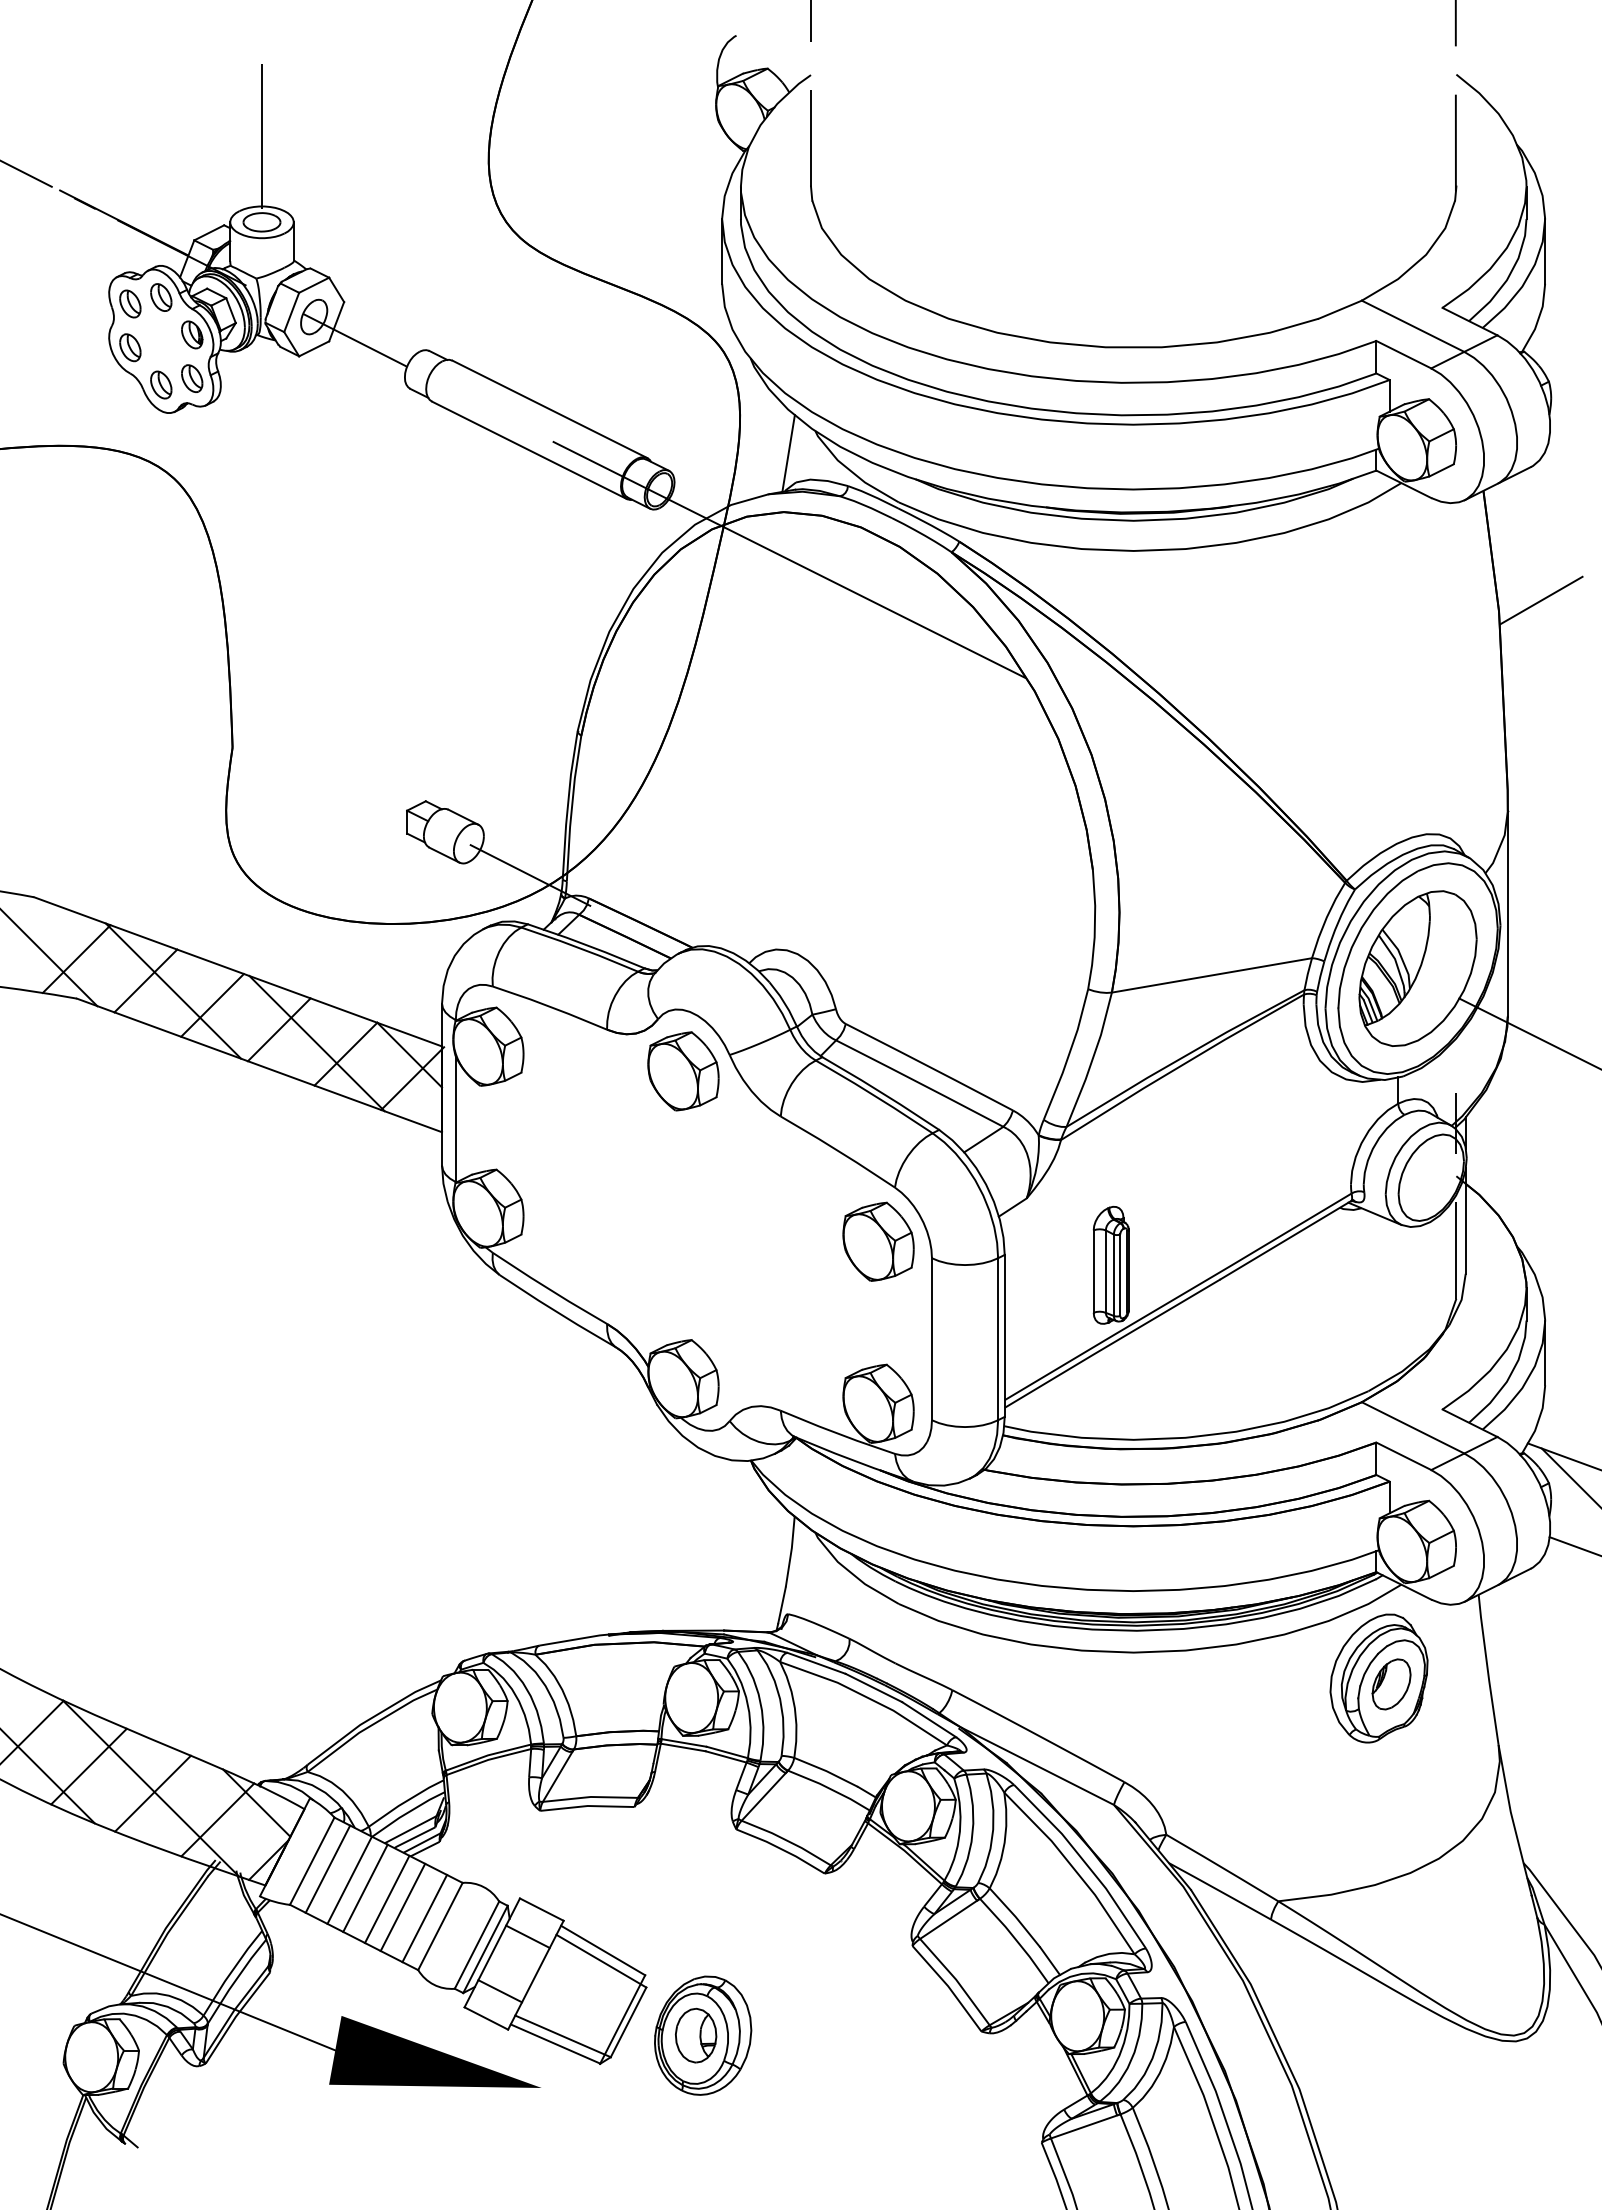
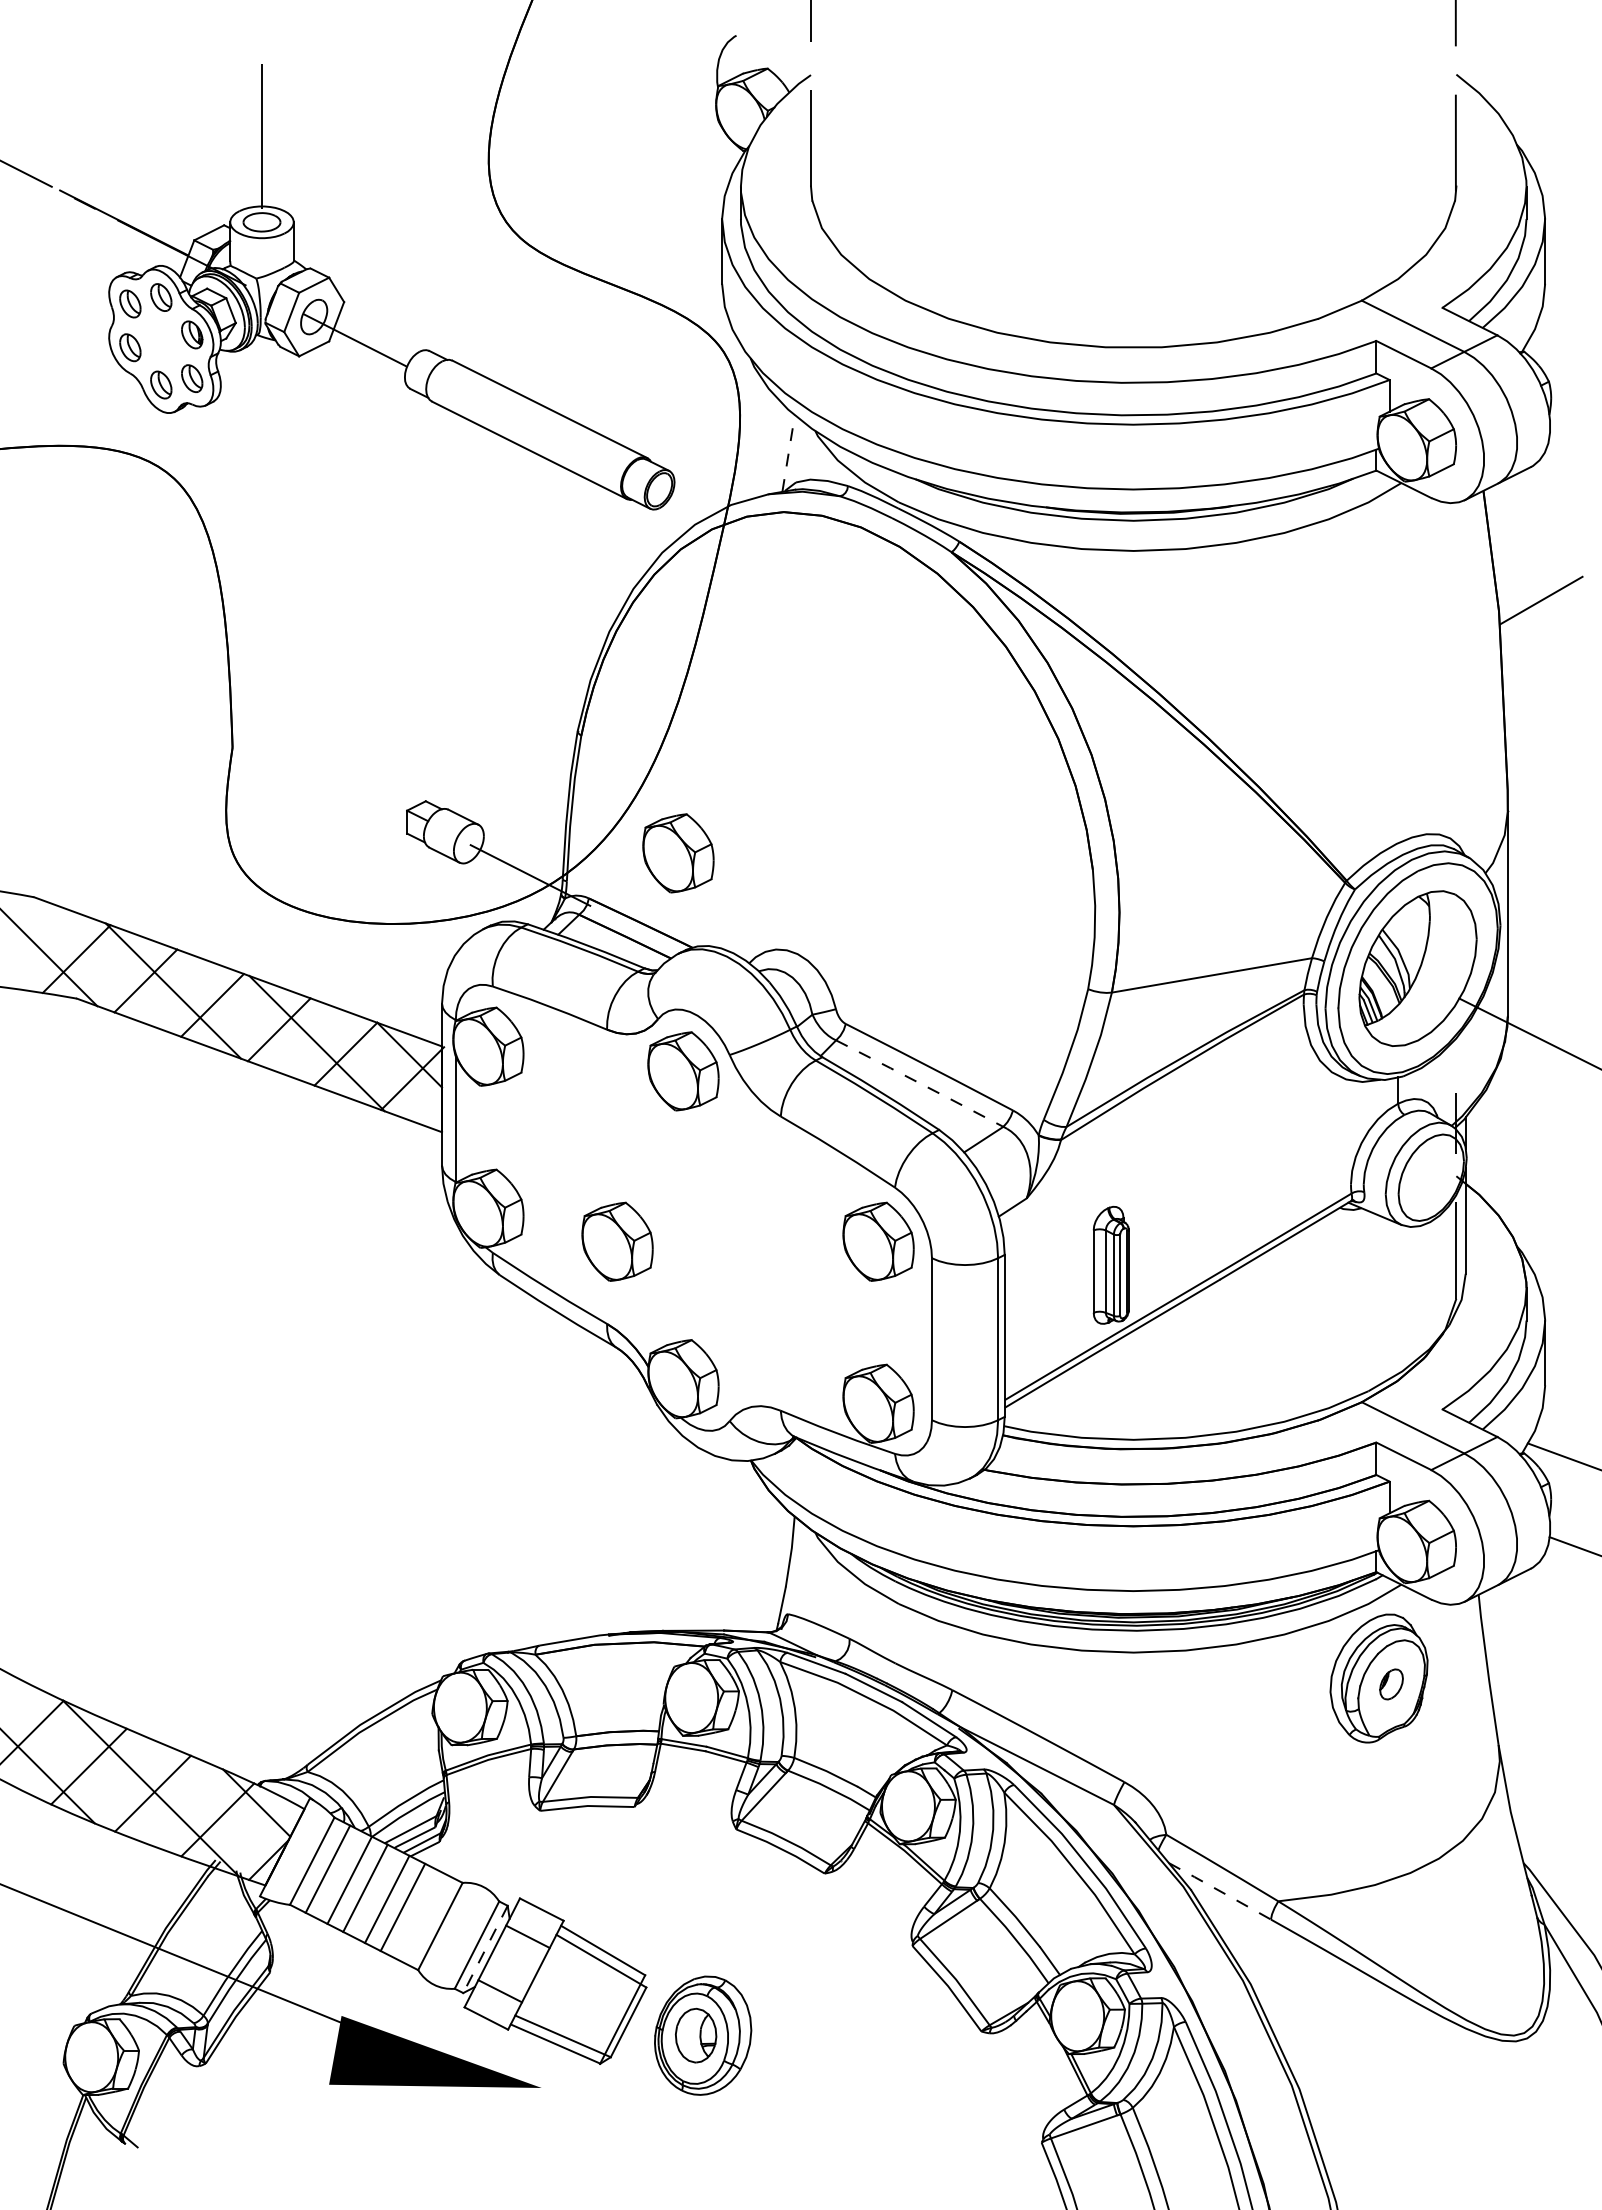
line: solid -> dashed (788, 453)
line: present -> none (789, 559)
part: none -> present (678, 853)
line: solid -> dashed (921, 1084)
part: none -> present (617, 1241)
line: present -> none (1569, 1476)
part size: 41x53 px -> 25x33 px (1391, 1684)
line: solid -> dashed (1219, 1891)
line: present -> none (424, 1918)
line: solid -> dashed (485, 1949)
line position: (168, 1982) -> (173, 1954) (173, 1954)
